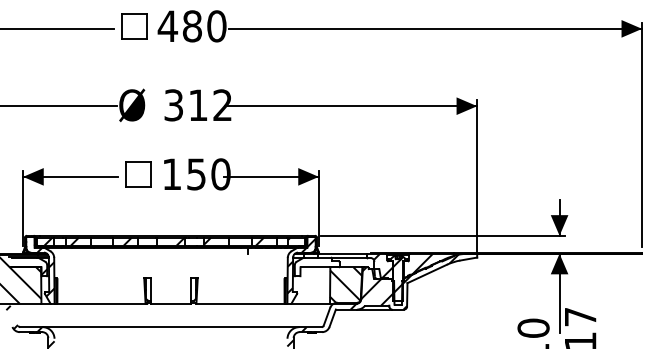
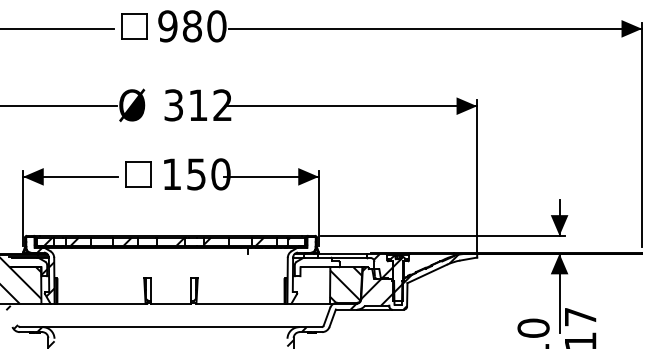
text: 480 -> 980 (167, 26)
hatch: present -> none (422, 264)
hatch: present -> none (301, 265)
